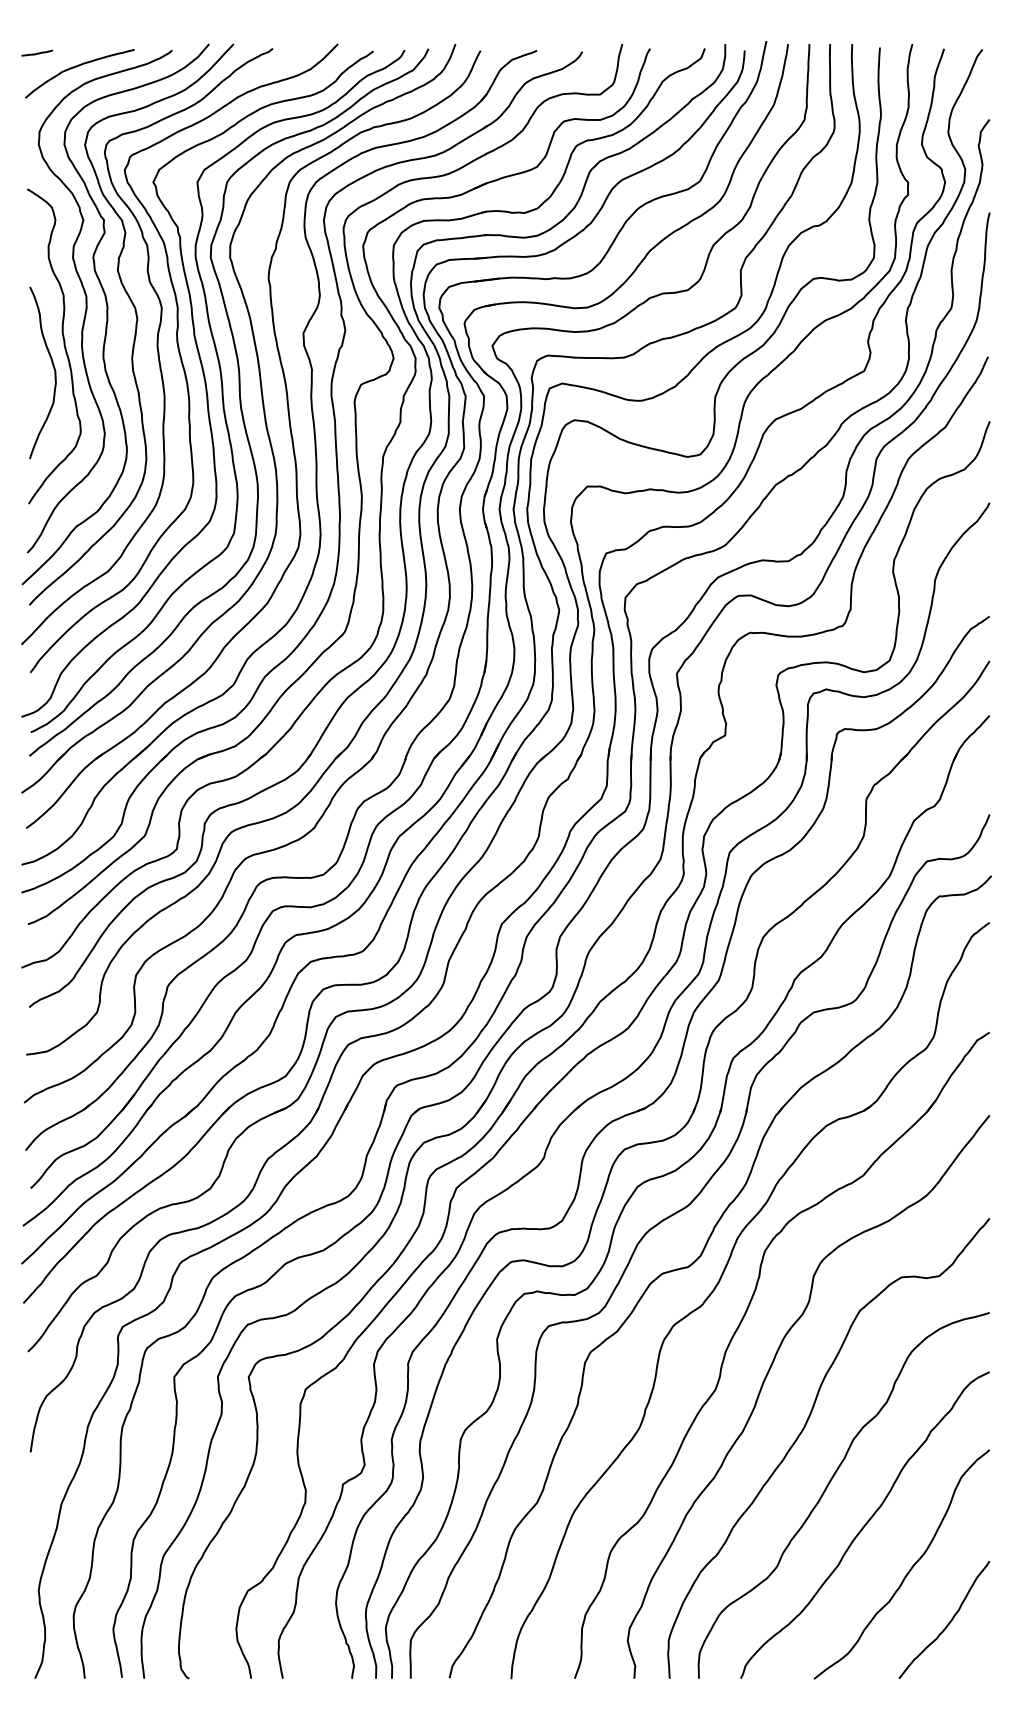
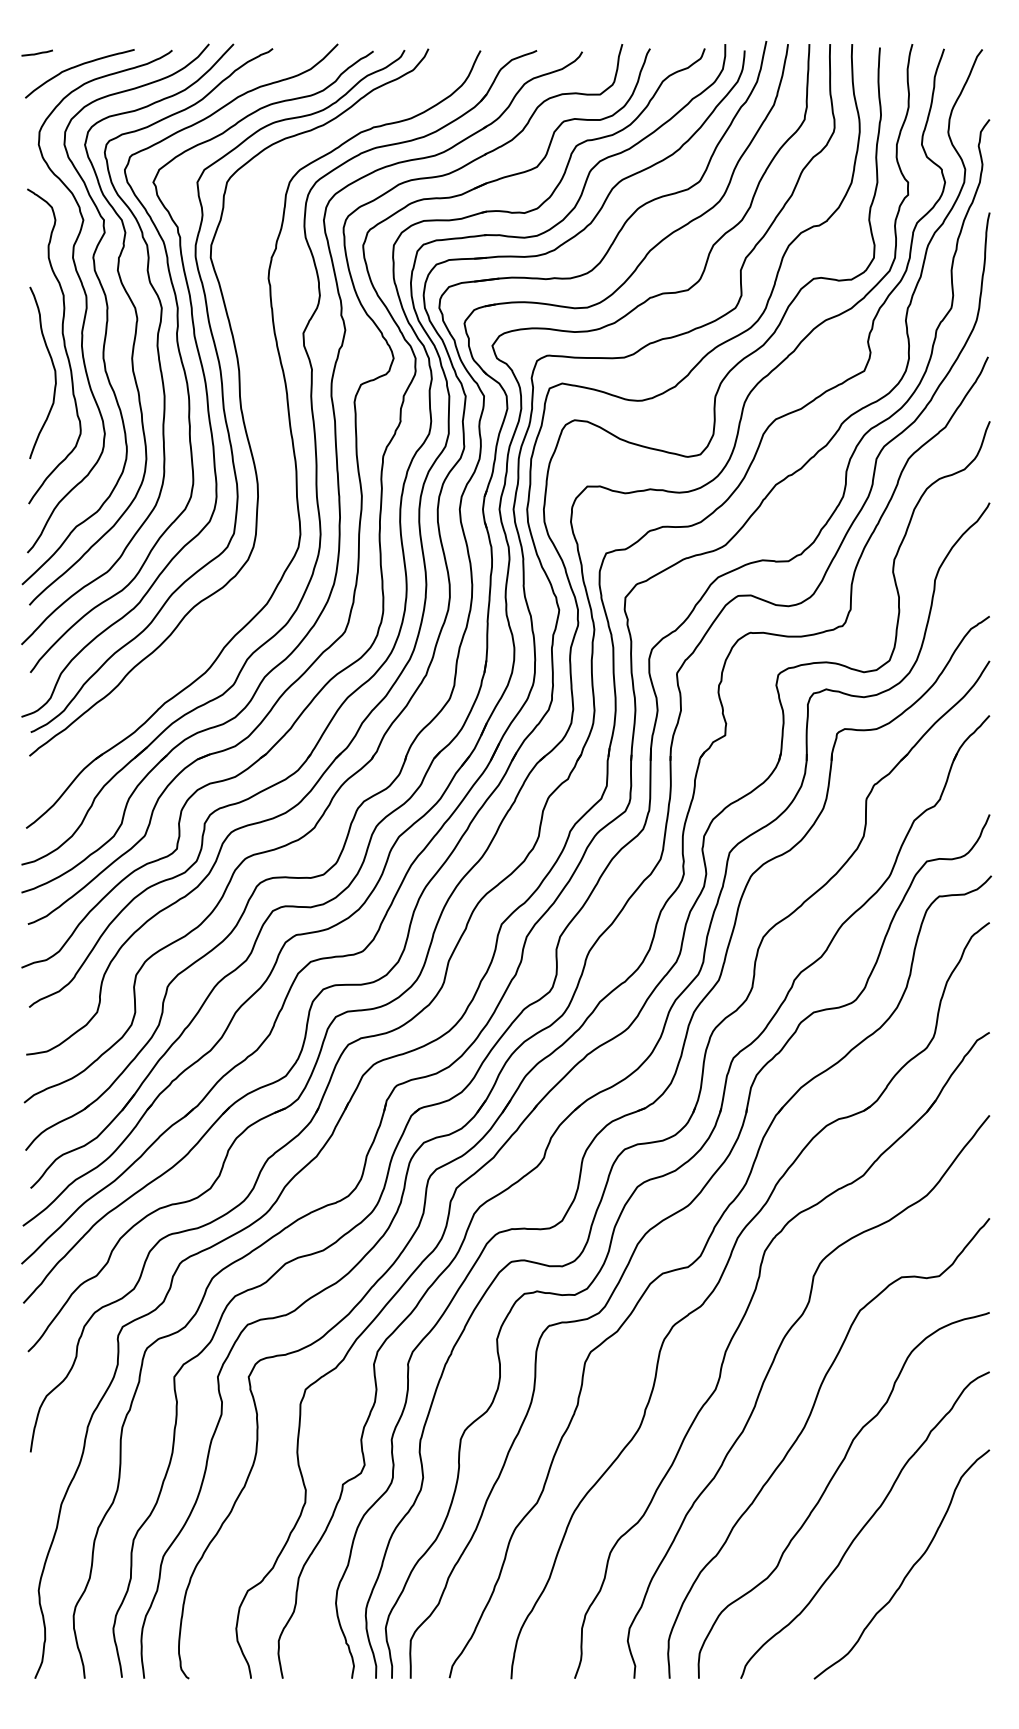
part: present -> none (263, 414)
curve: present -> none (948, 1622)
